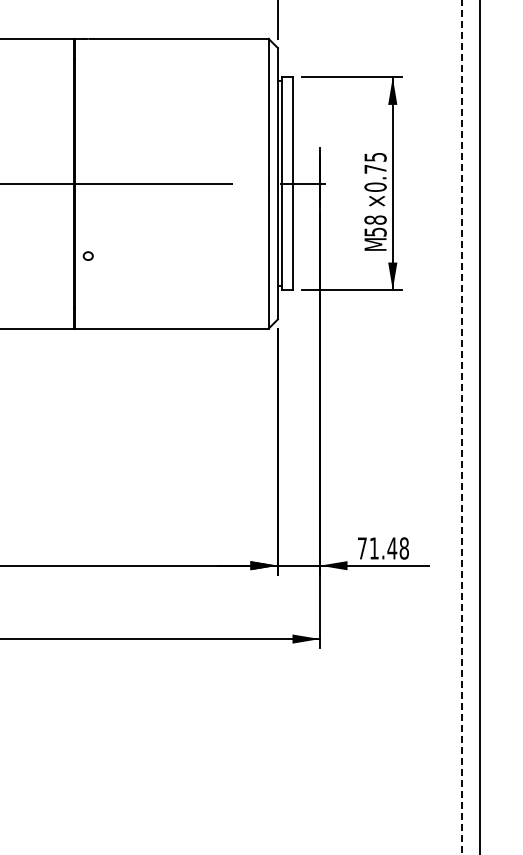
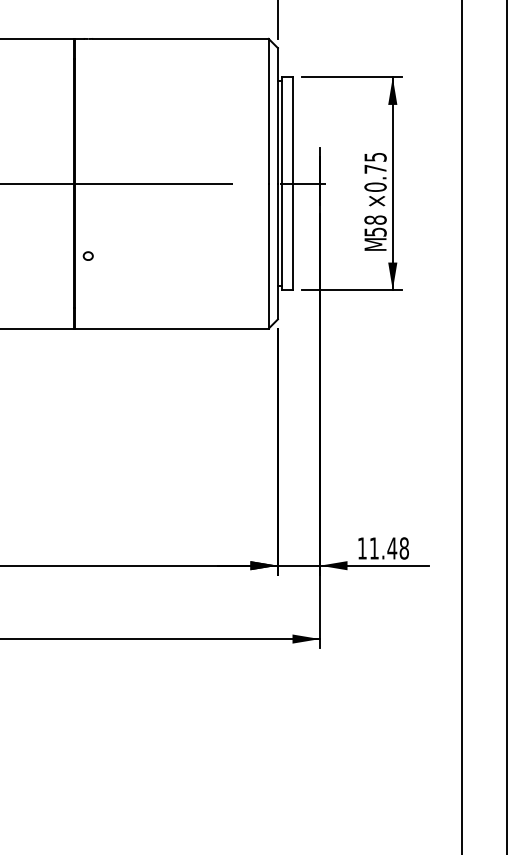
line position: (480, 426) -> (507, 426) (507, 426)
line: dashed -> solid (461, 427)
text: 71.48 -> 11.48 (362, 548)
